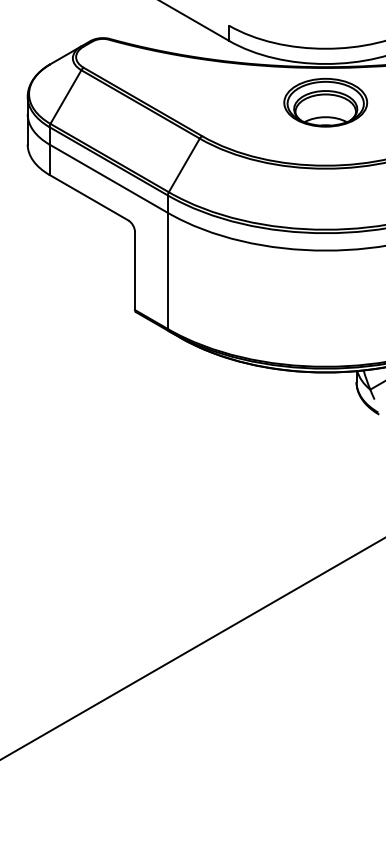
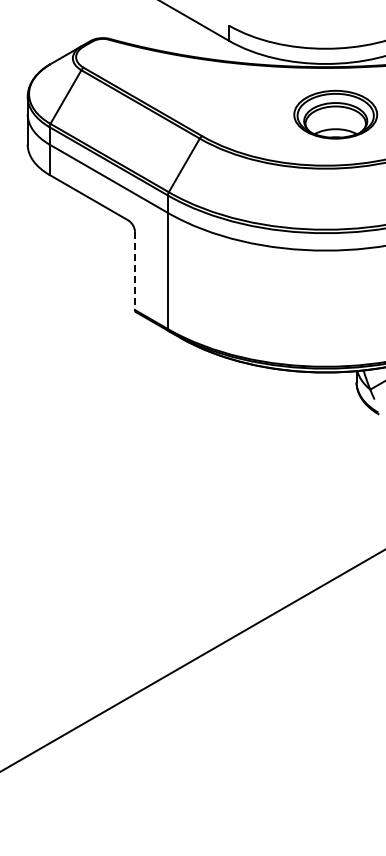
part position: (325, 102) -> (335, 114) (335, 114)
line: solid -> dashed (135, 271)
line position: (192, 648) -> (192, 660) (192, 660)
